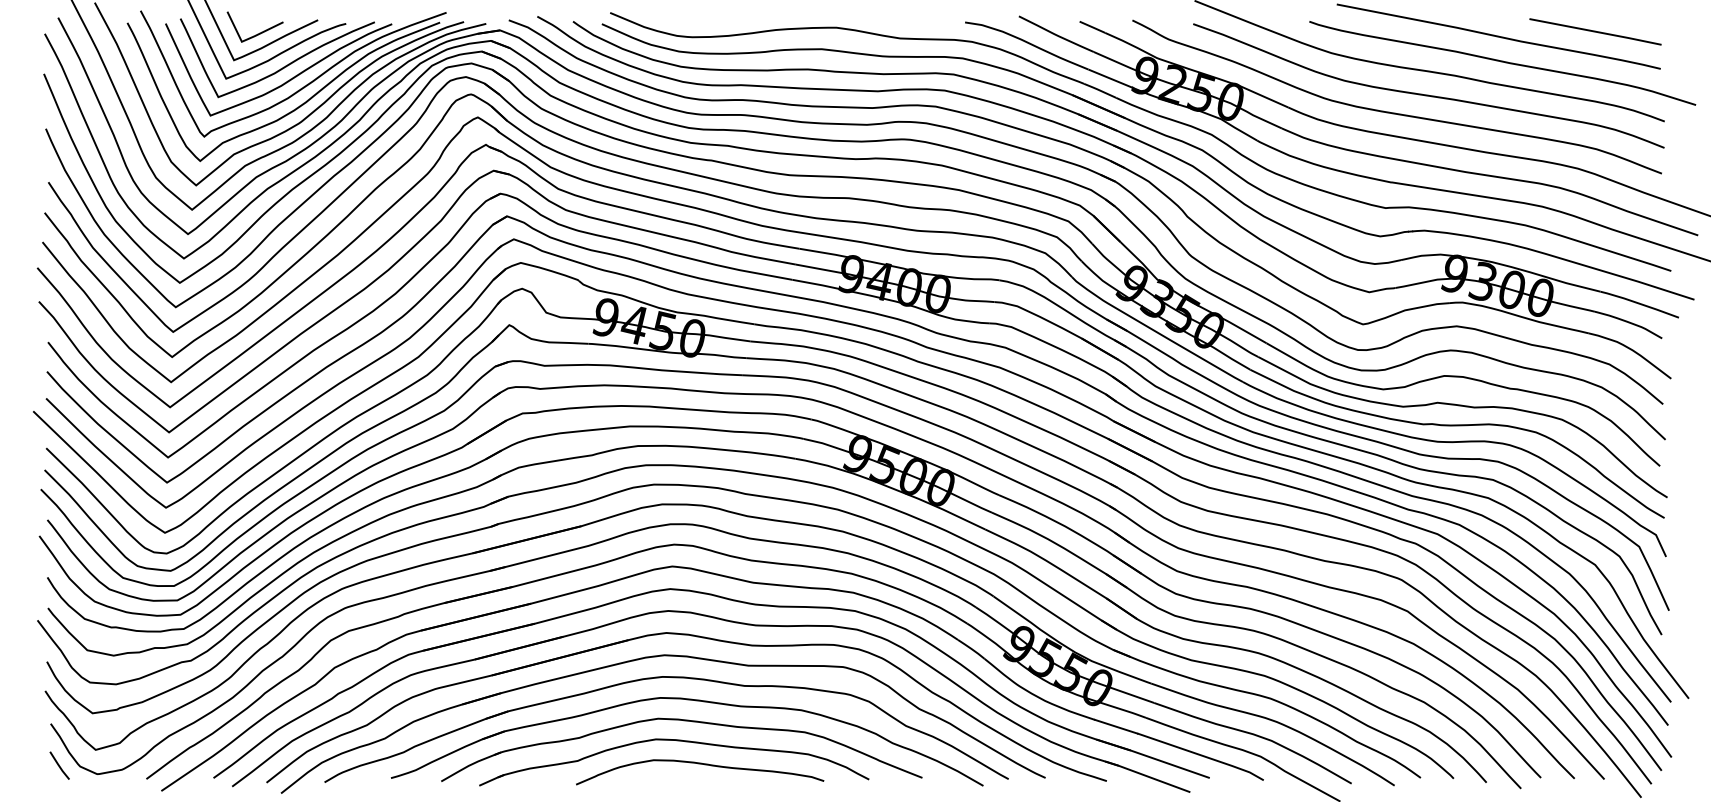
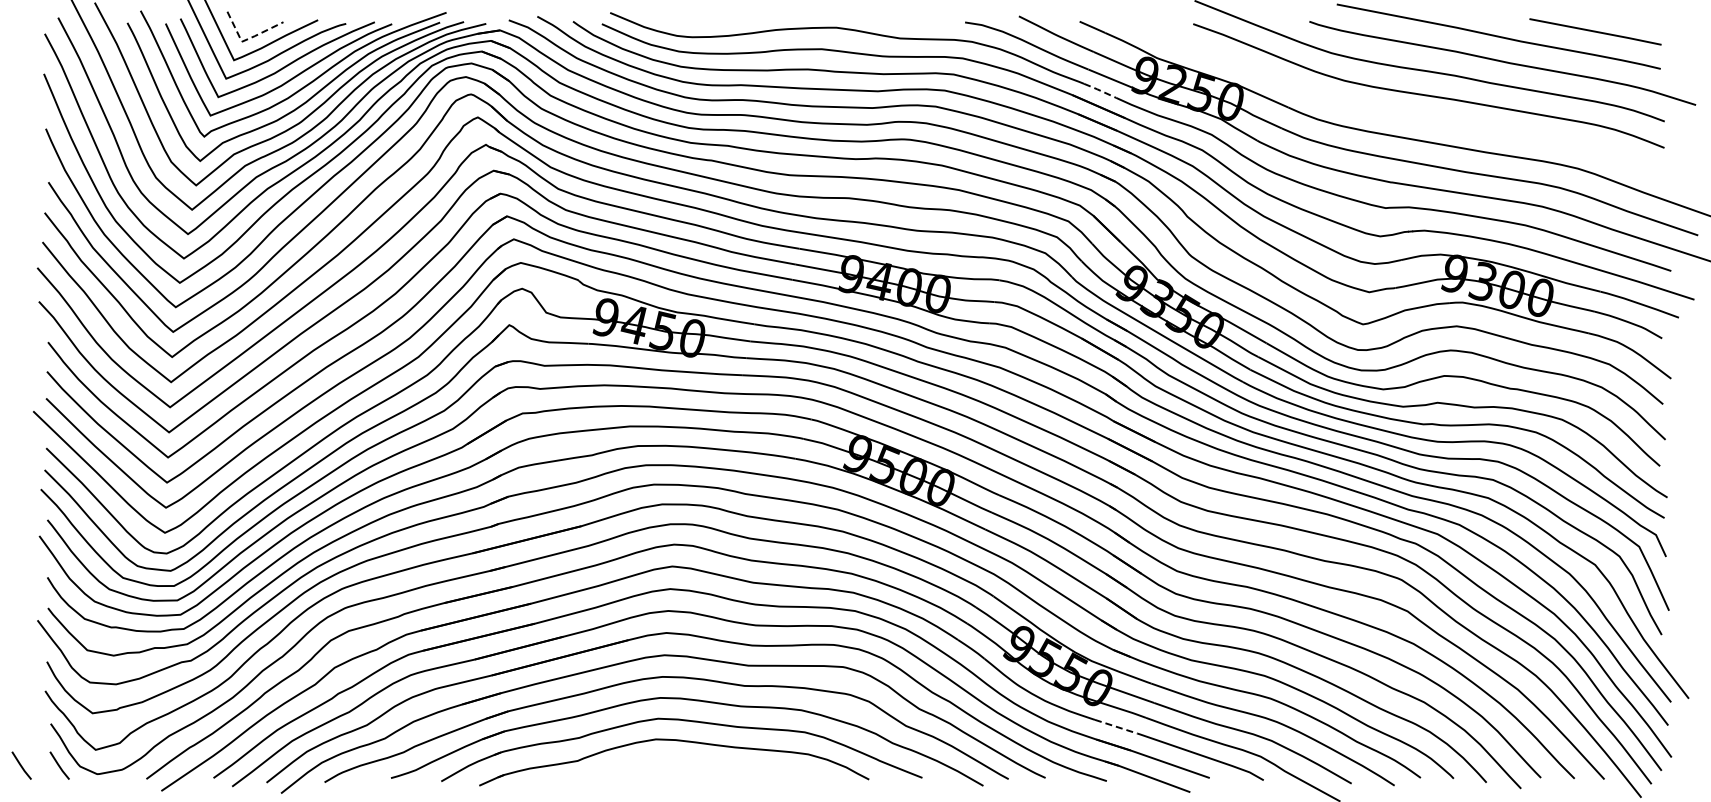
line: solid -> dashed (247, 39)
line: solid -> dashed (1098, 90)
curve: present -> none (1395, 112)
line: solid -> dashed (1116, 726)
curve: present -> none (700, 764)
line: none -> present (21, 765)
